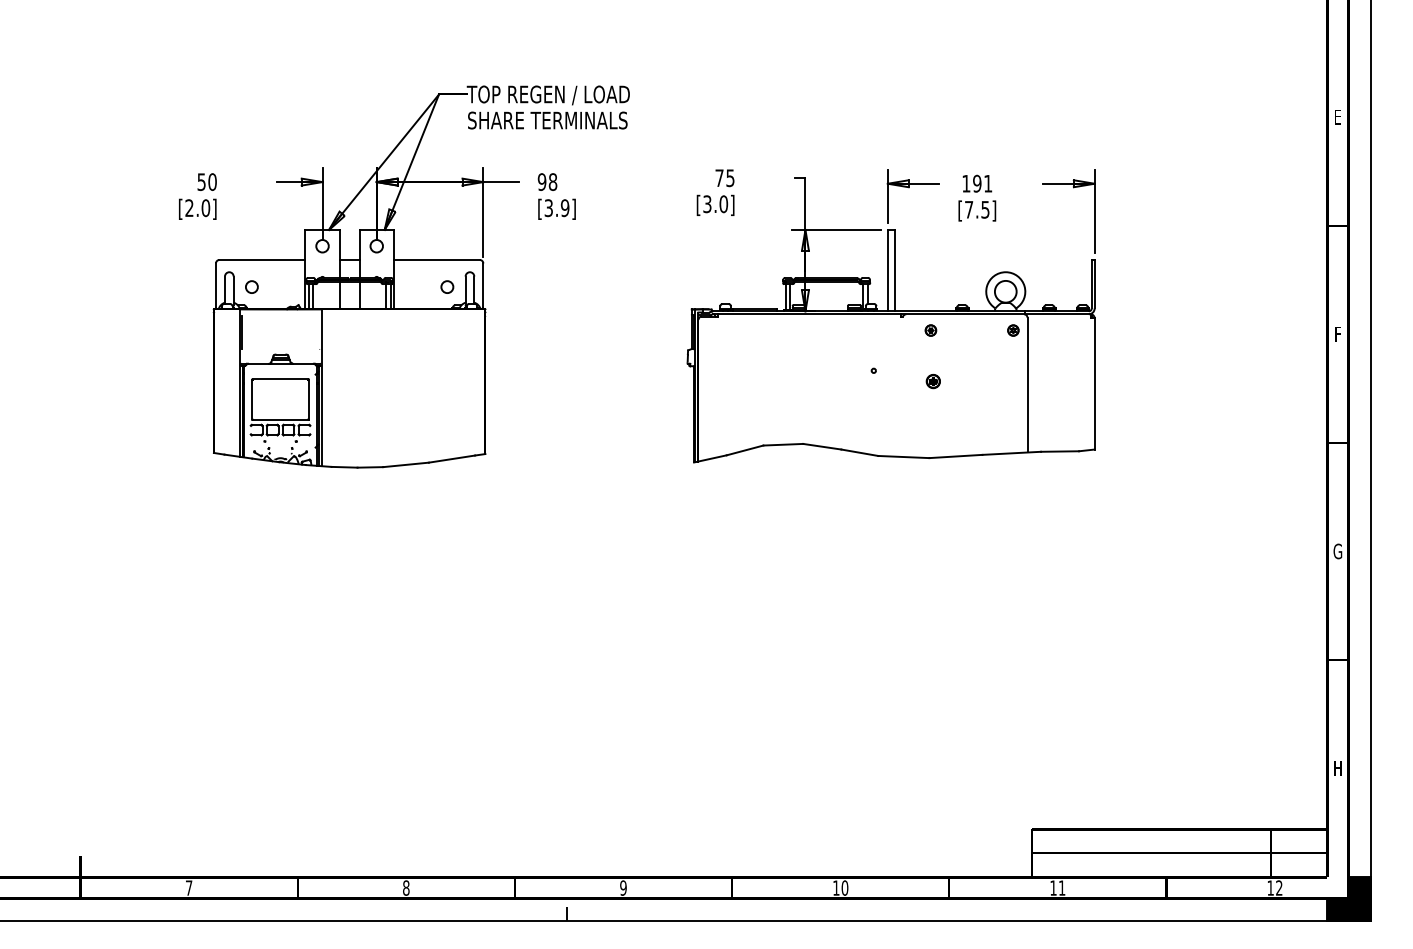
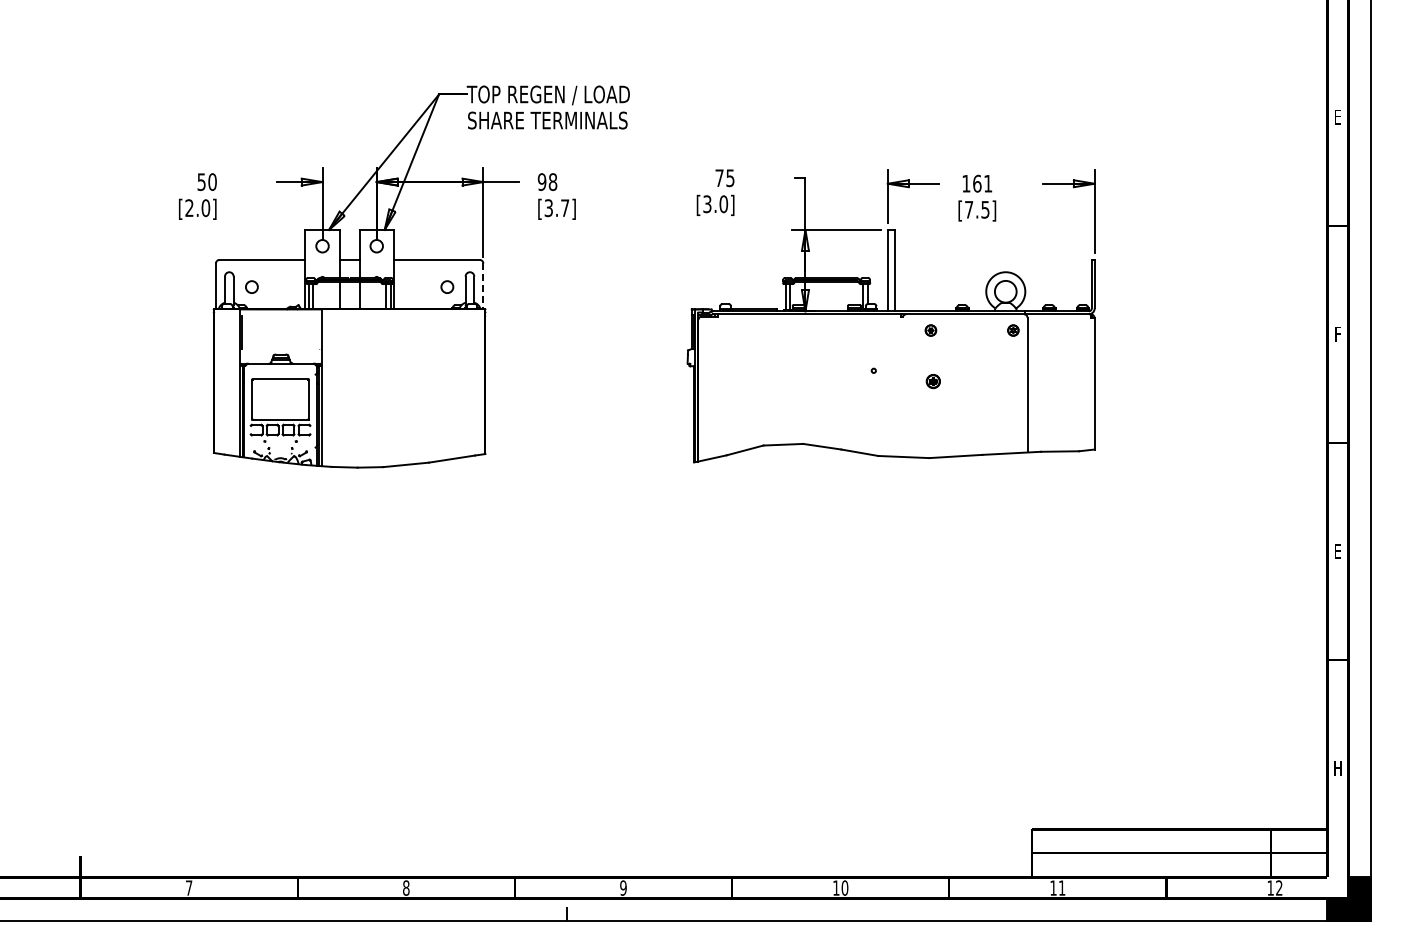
text: 191 -> 161 (977, 183)
text: [3.9] -> [3.7] (564, 208)
line: solid -> dashed (483, 286)
text: G -> E (1337, 551)
